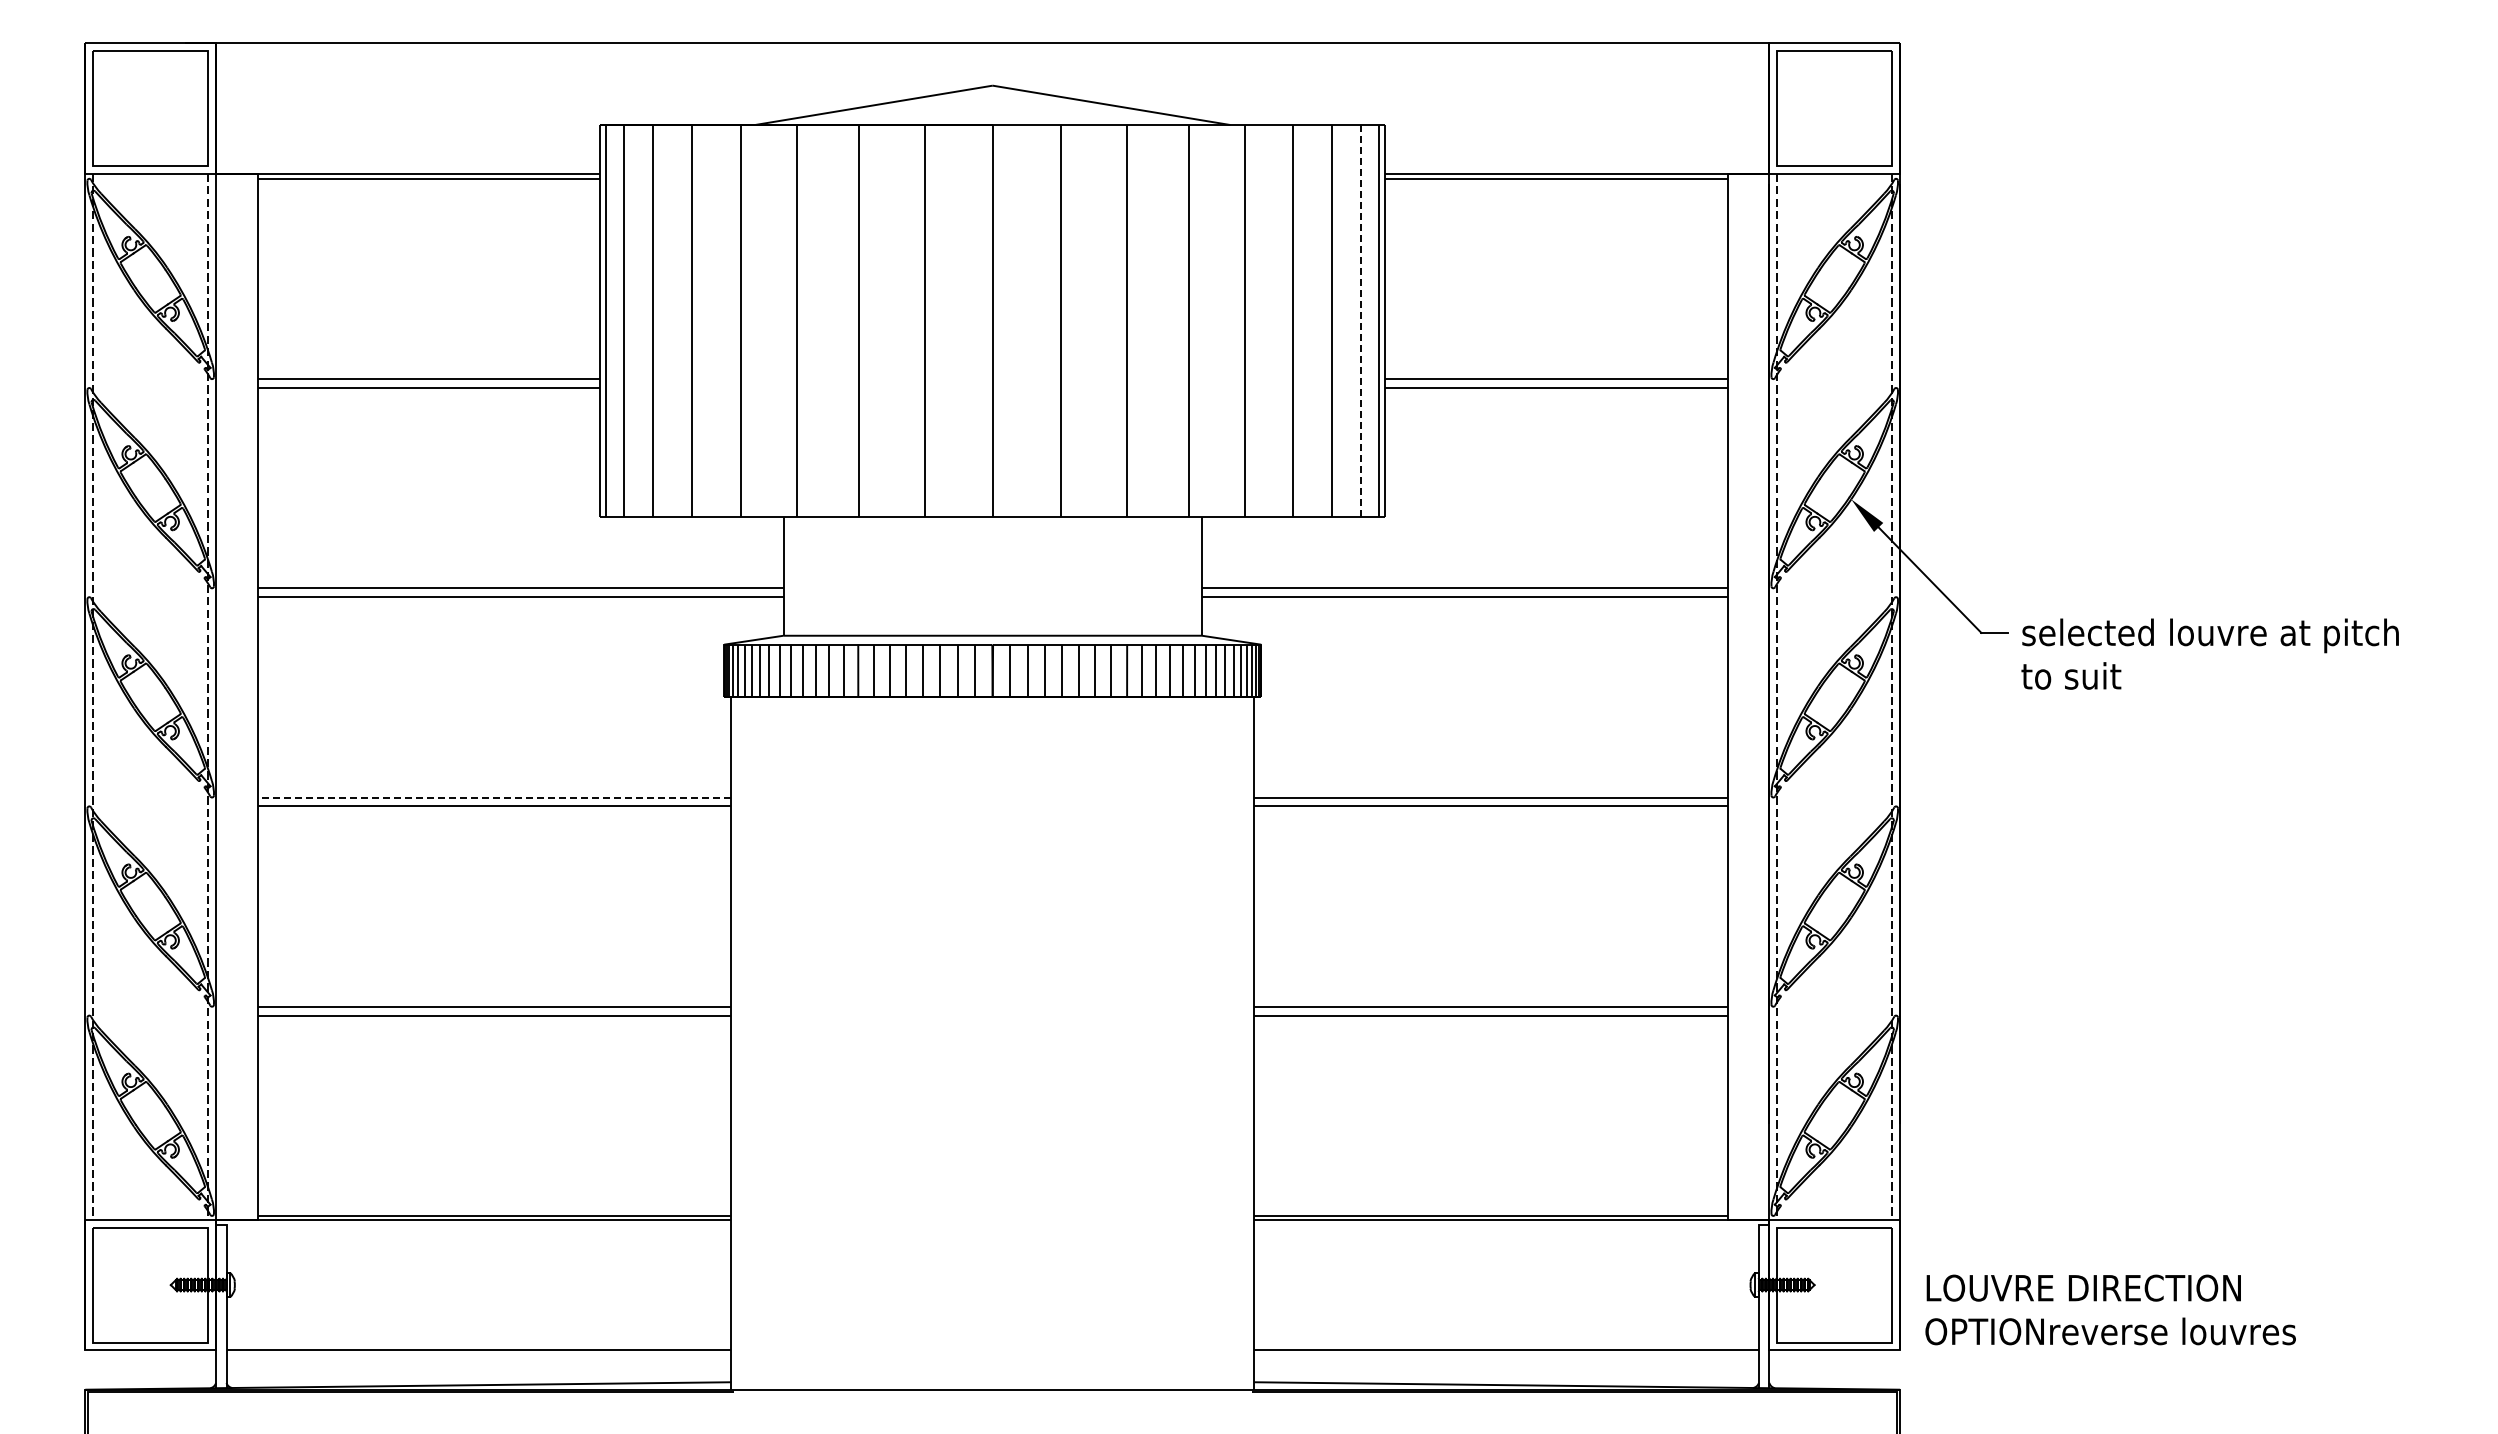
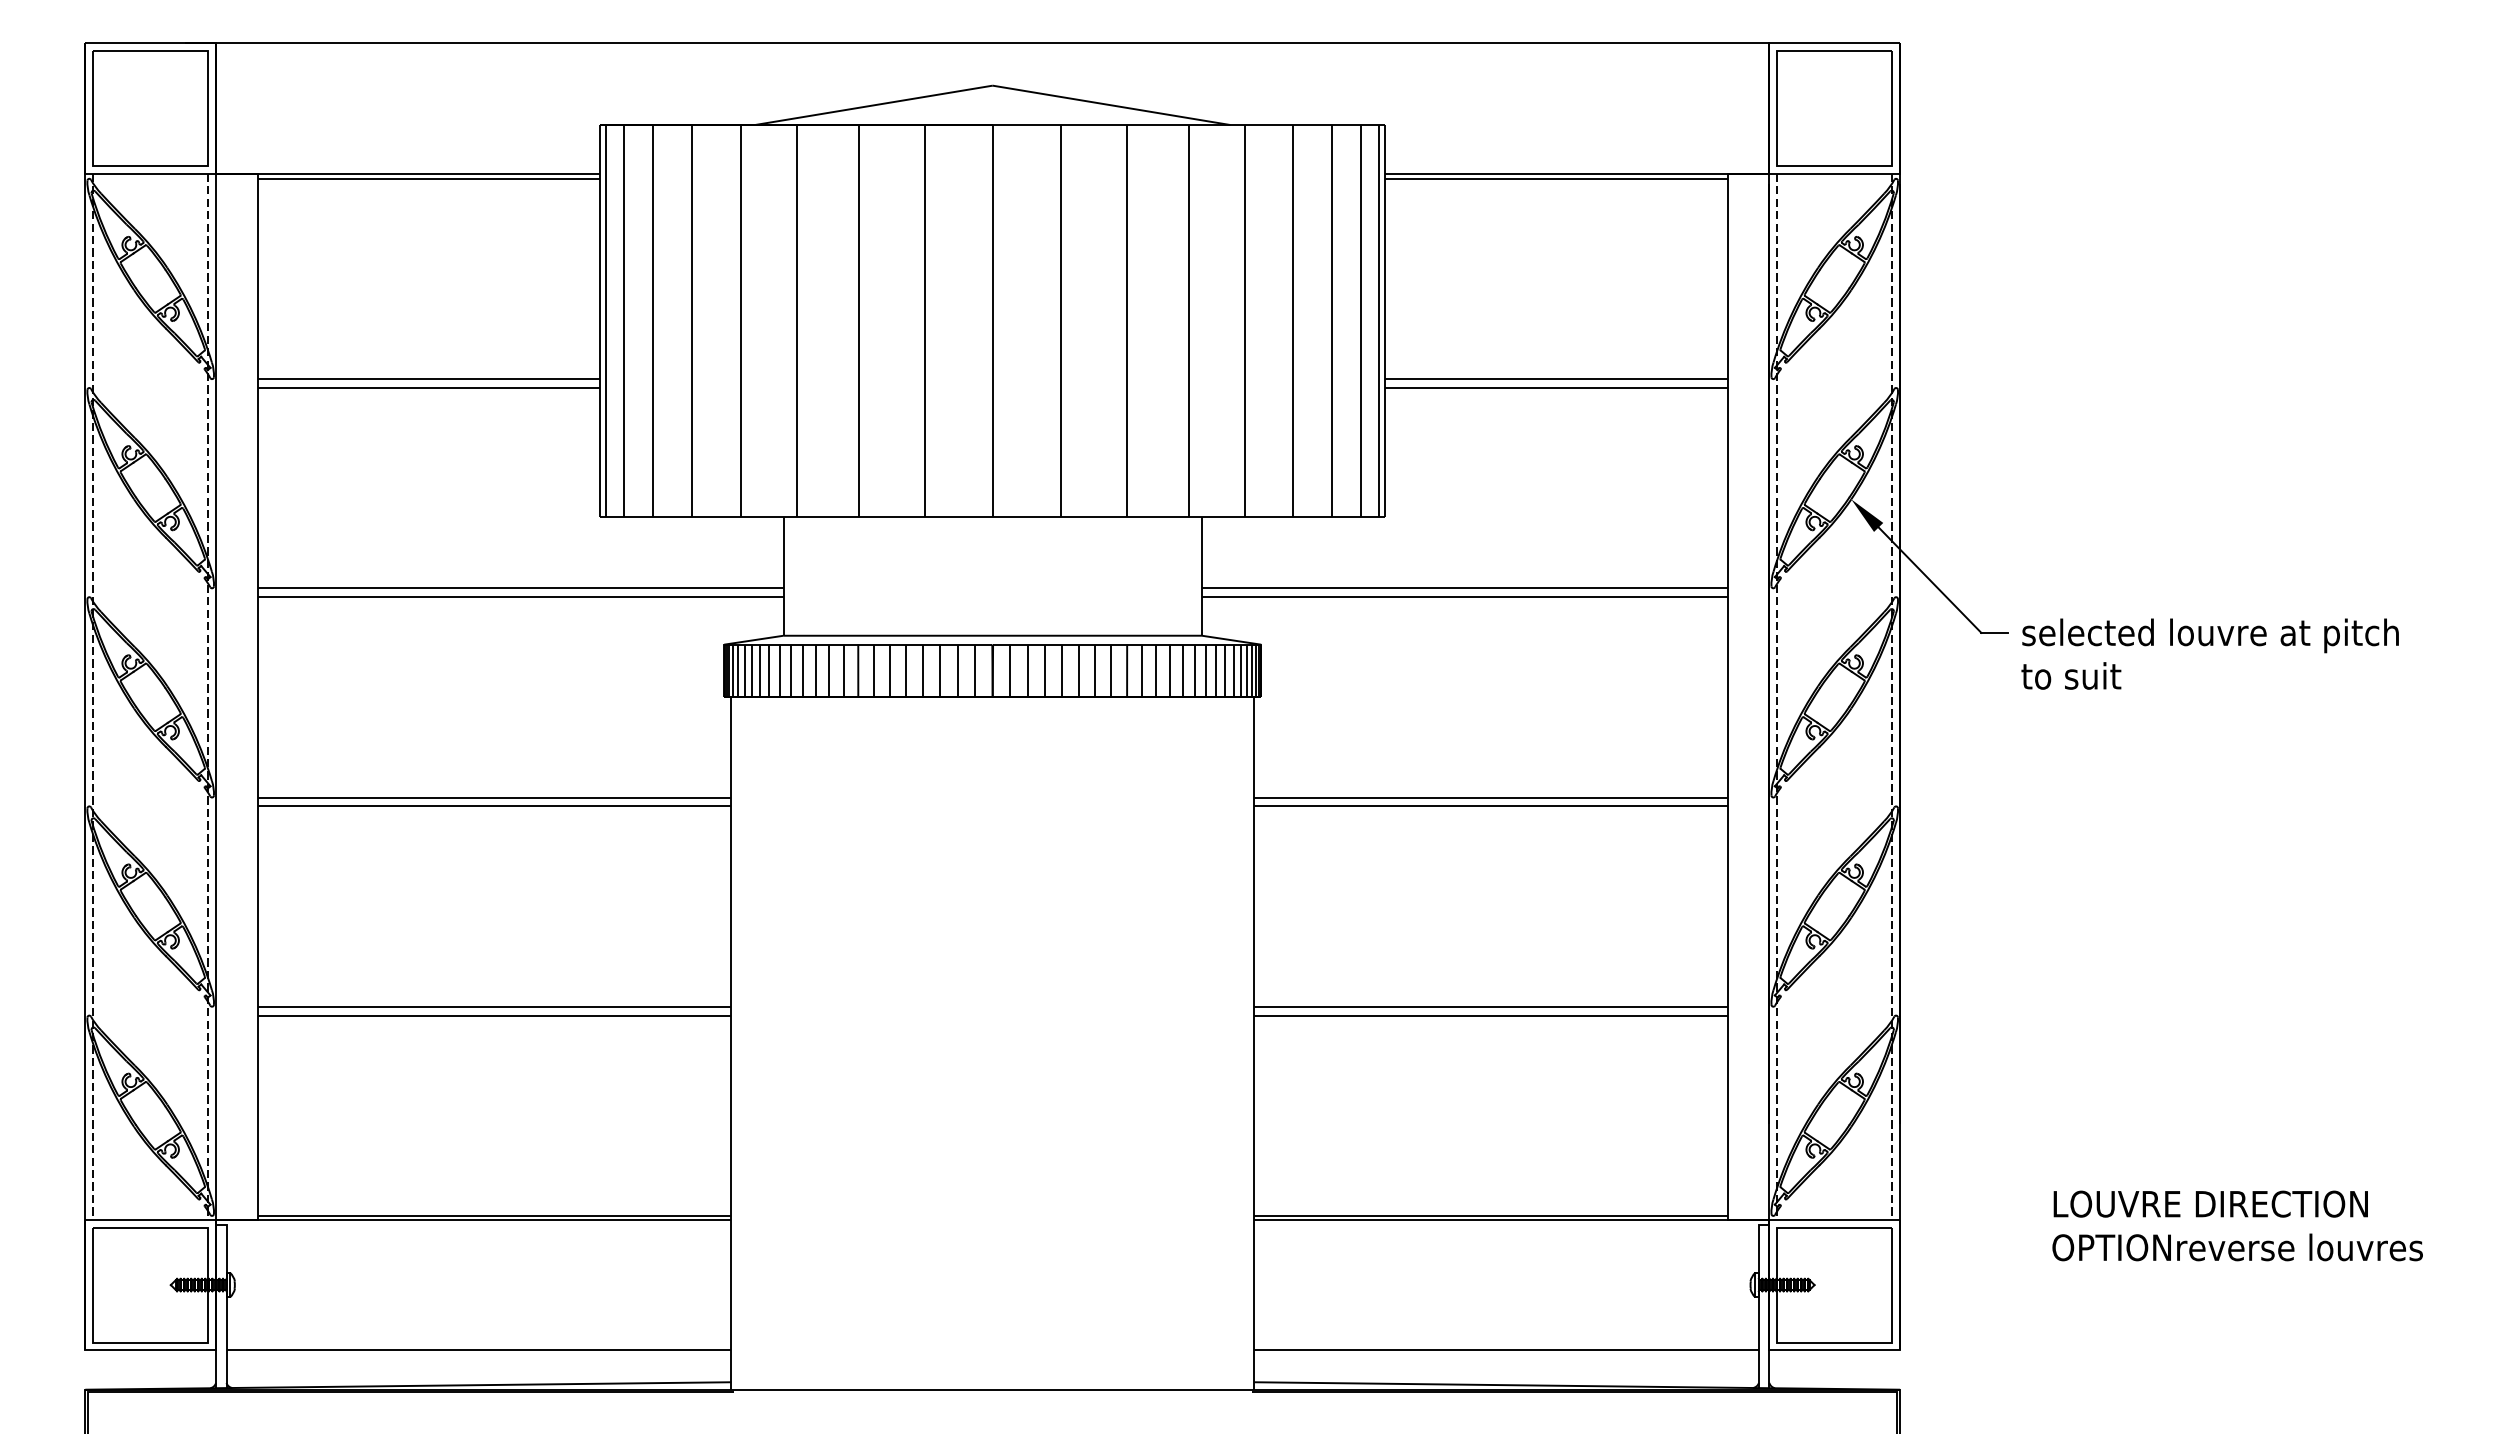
line: dashed -> solid (1361, 321)
line: dashed -> solid (494, 797)
text position: (2110, 1309) -> (2237, 1225) (2237, 1225)
